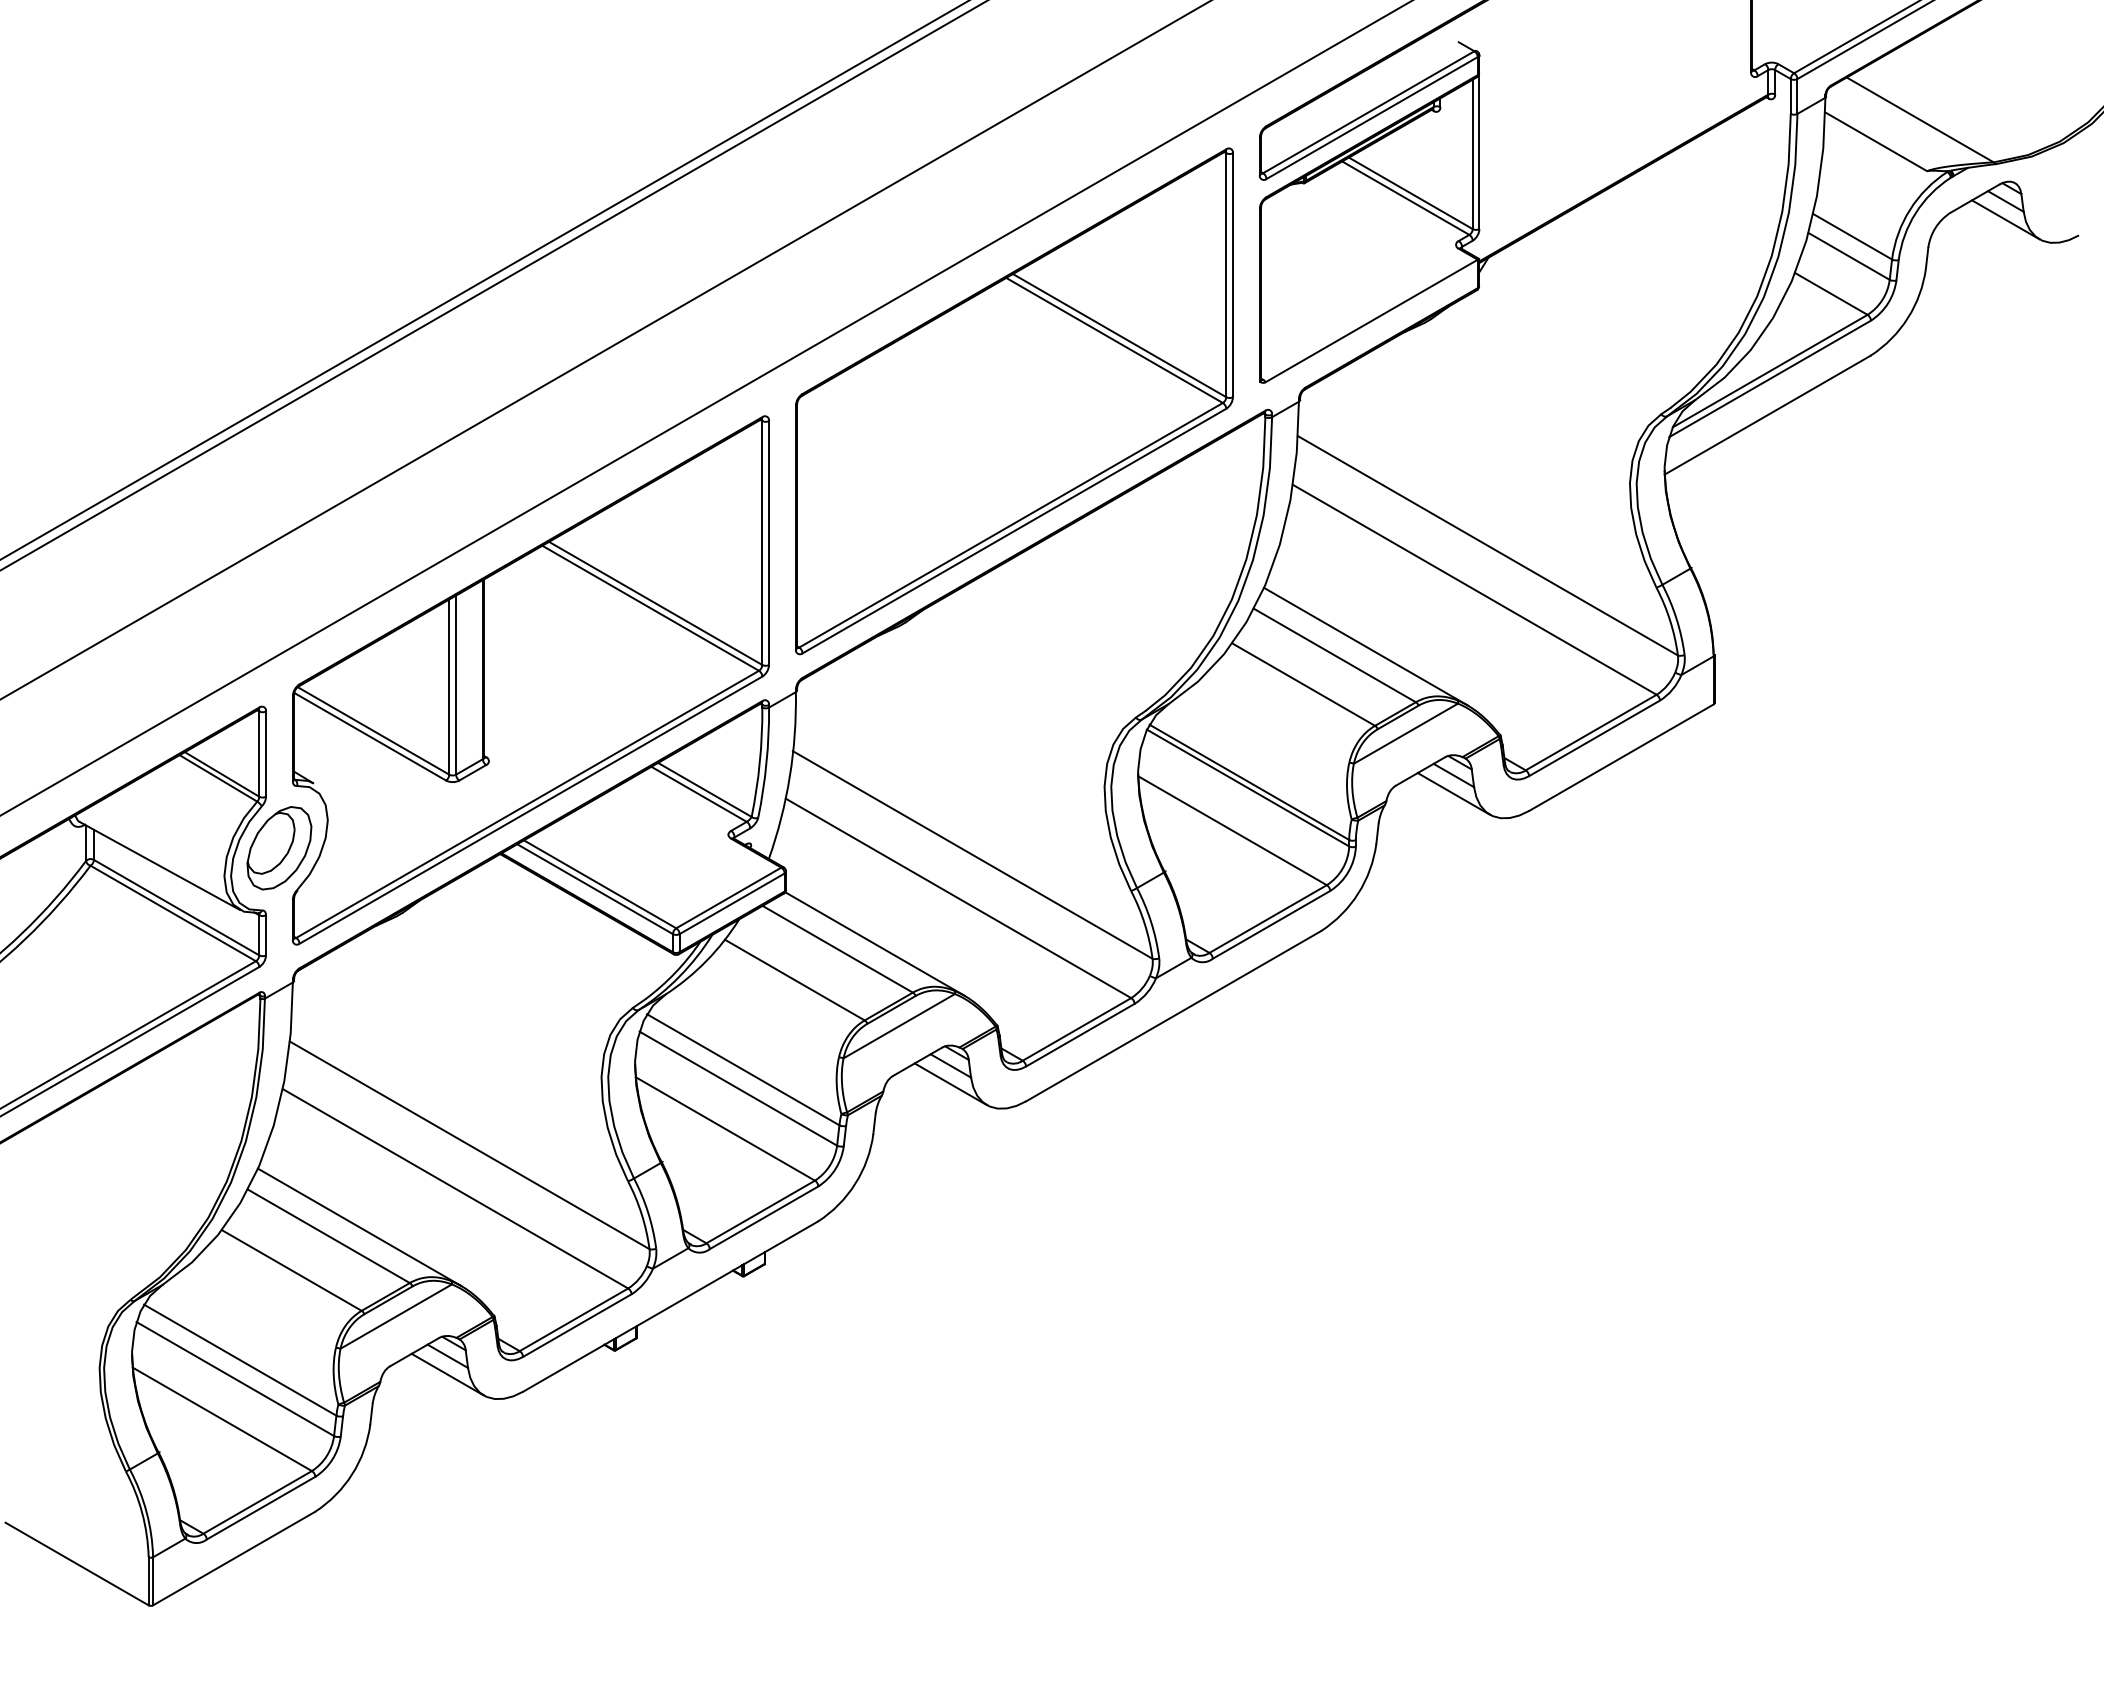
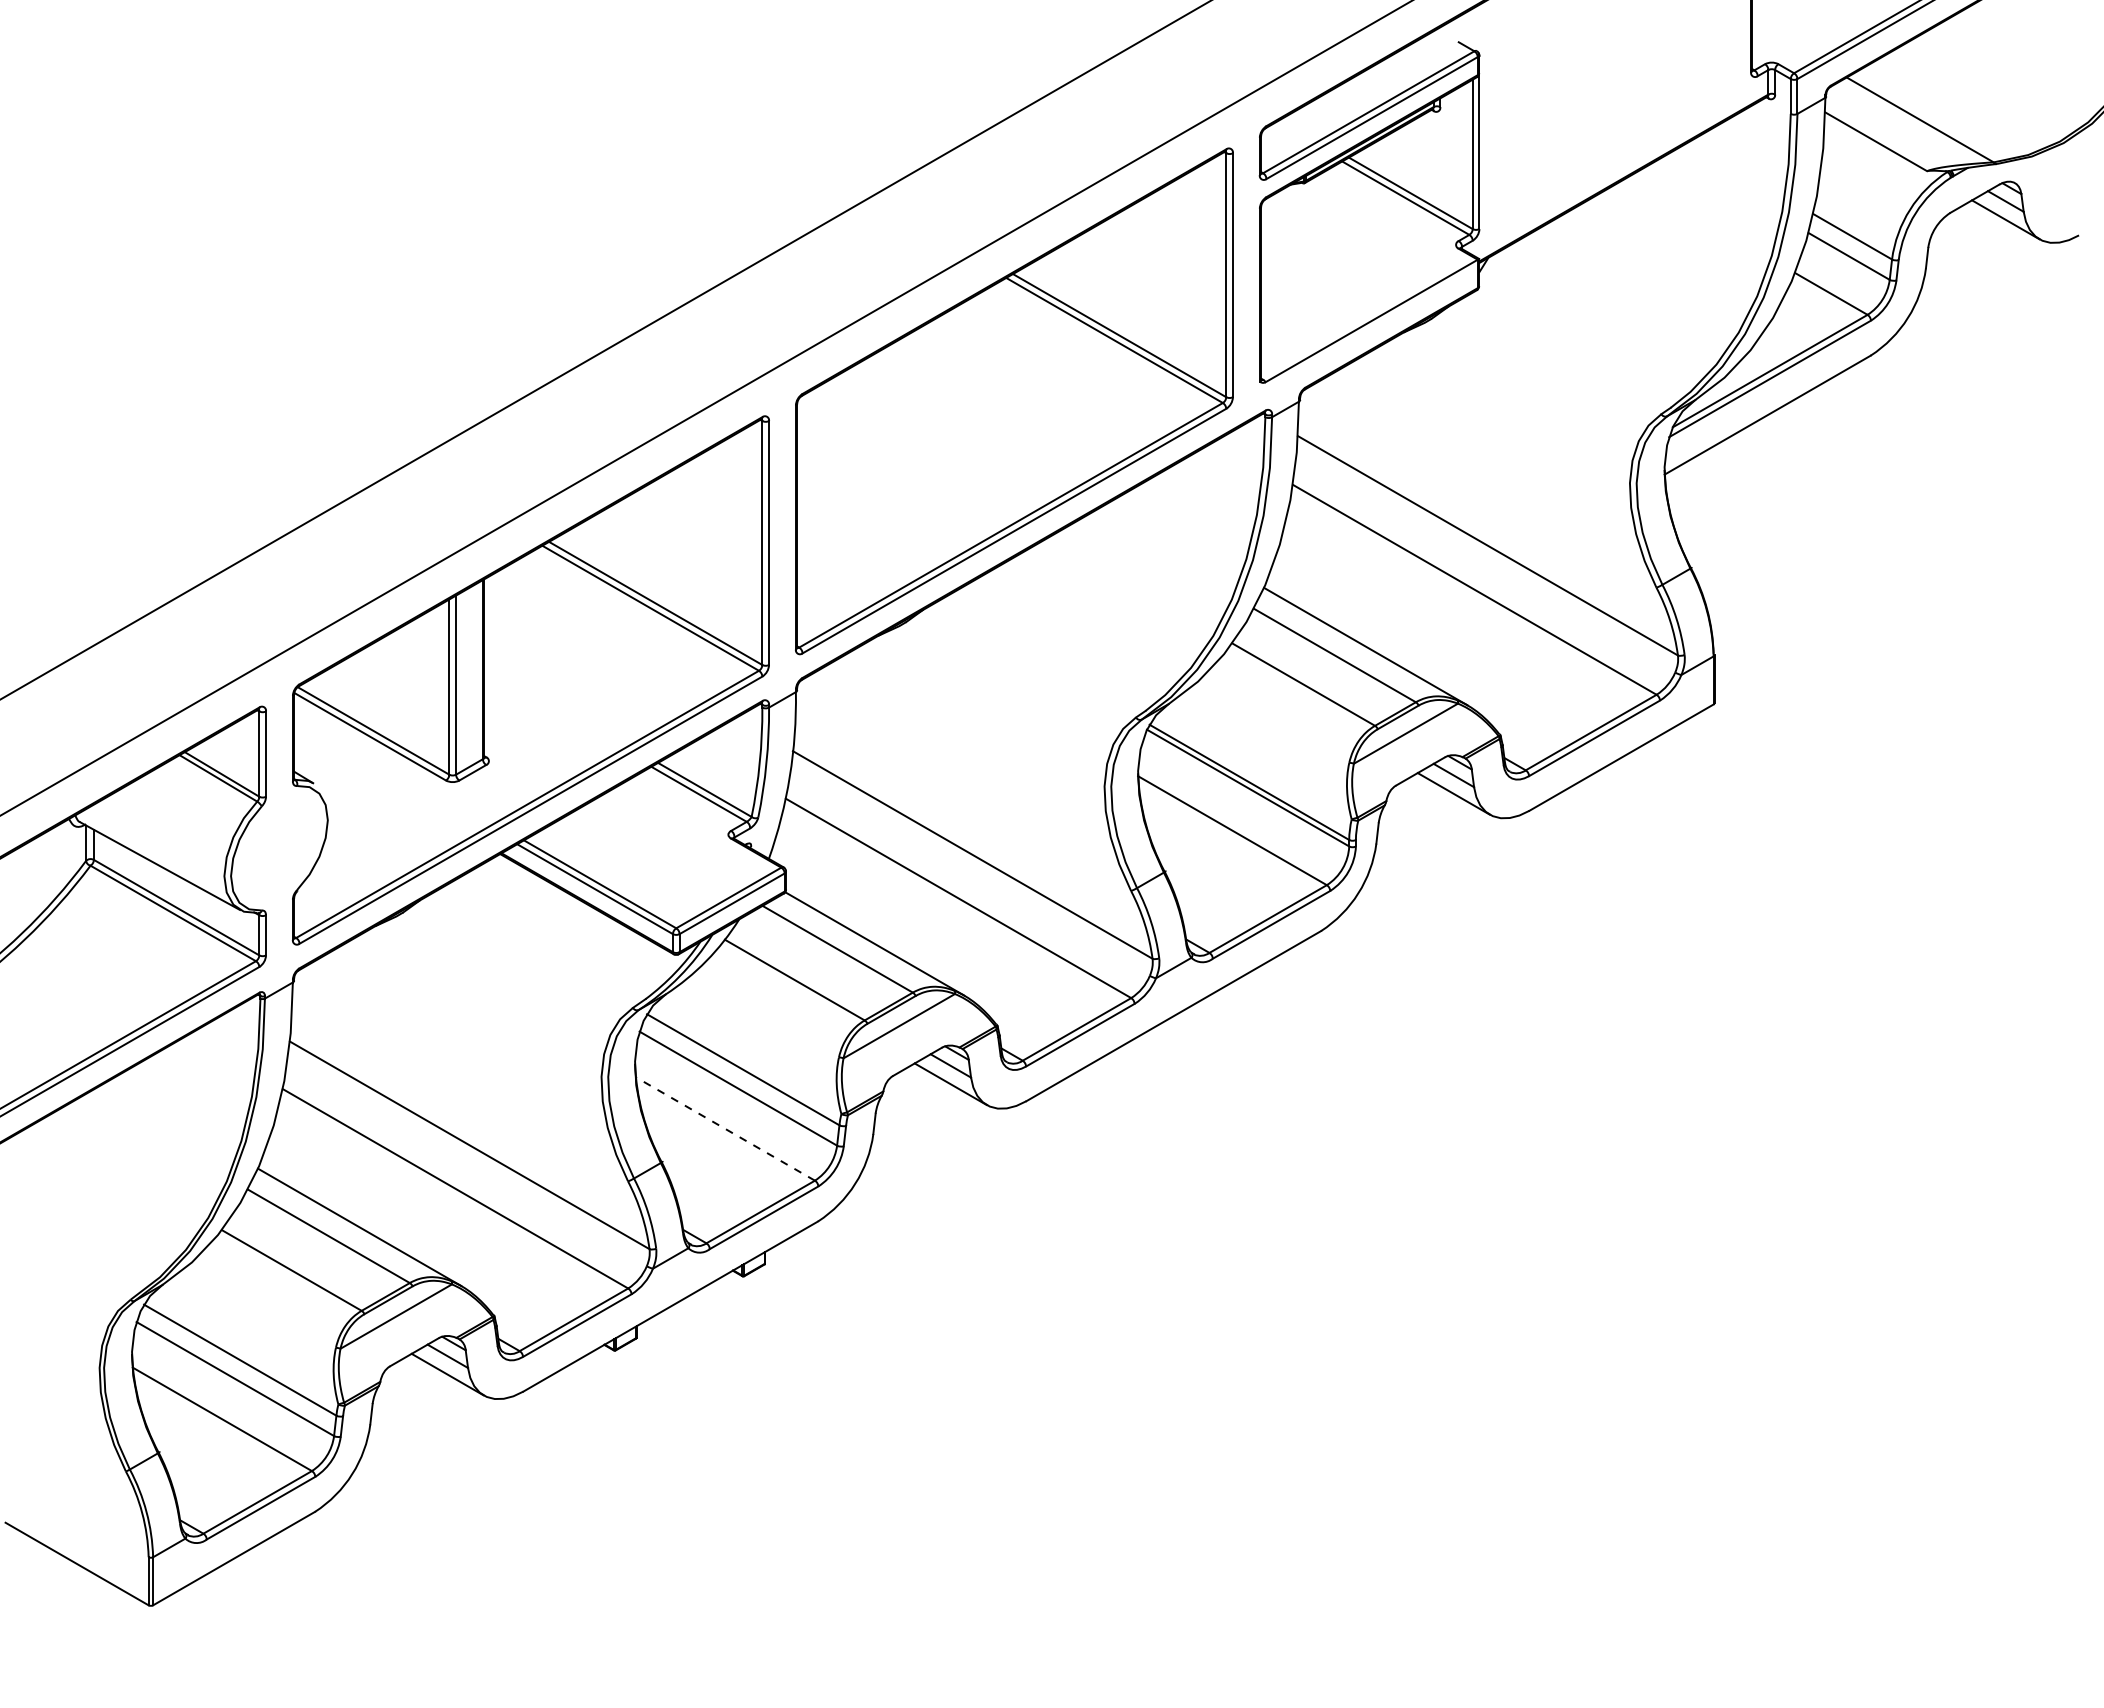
line: present -> none (484, 280)
line: present -> none (493, 285)
part: present -> none (279, 848)
line: solid -> dashed (724, 1128)
